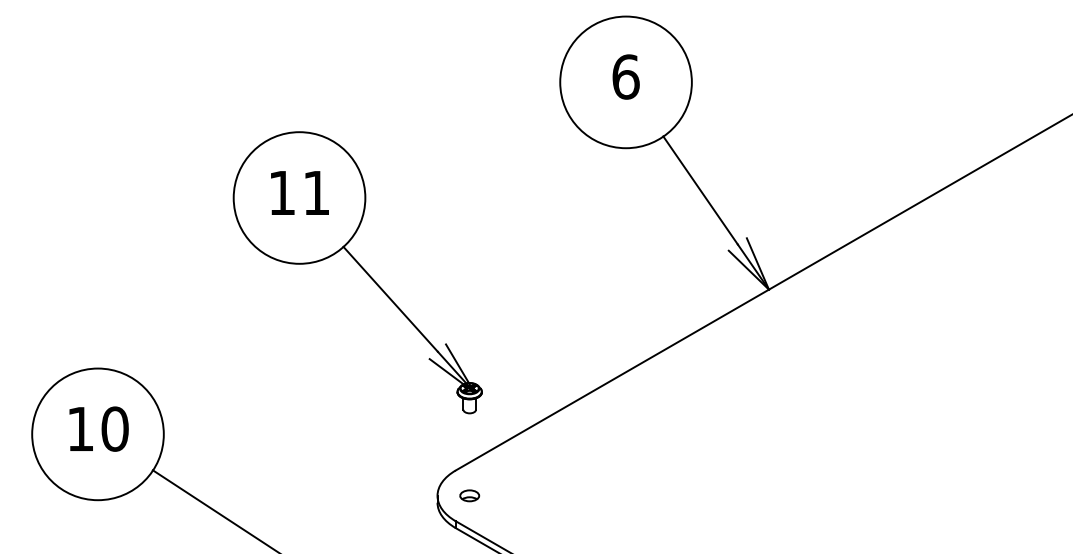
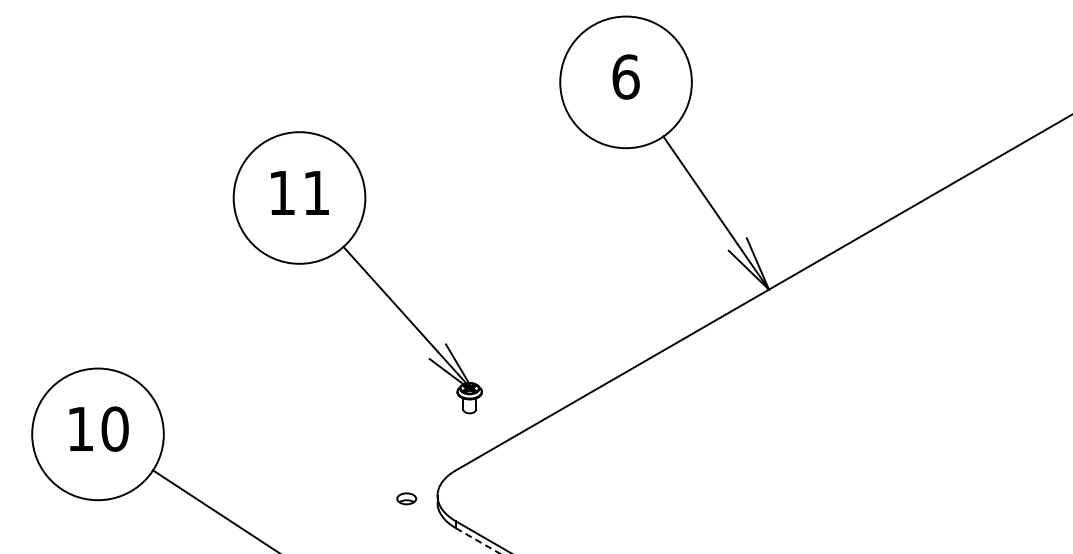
part position: (469, 495) -> (406, 498) (406, 498)
line: solid -> dashed (478, 541)
